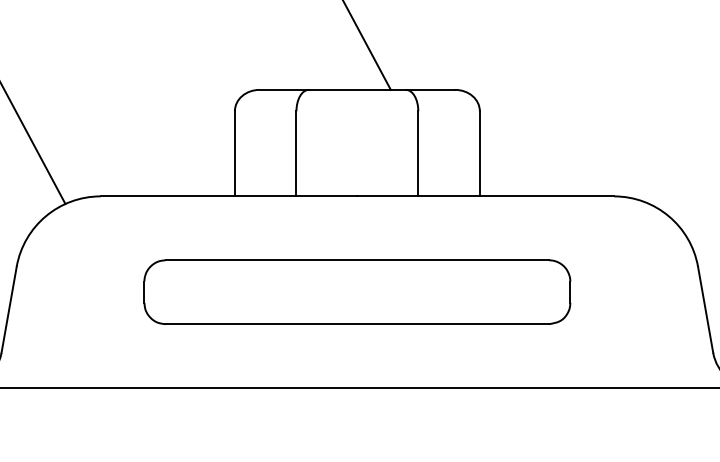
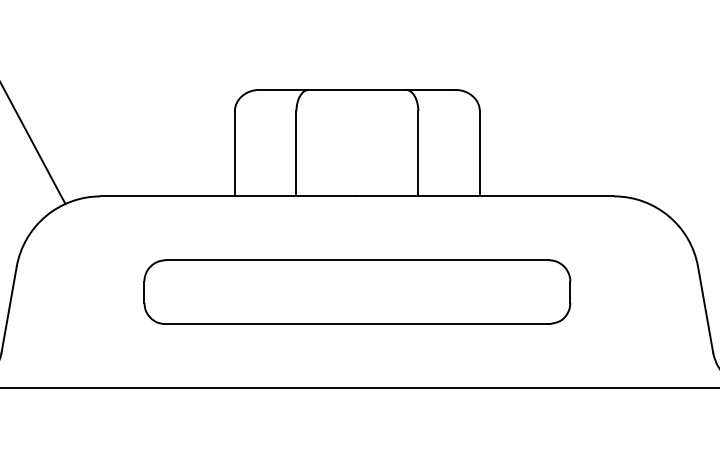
line: present -> none (367, 45)
